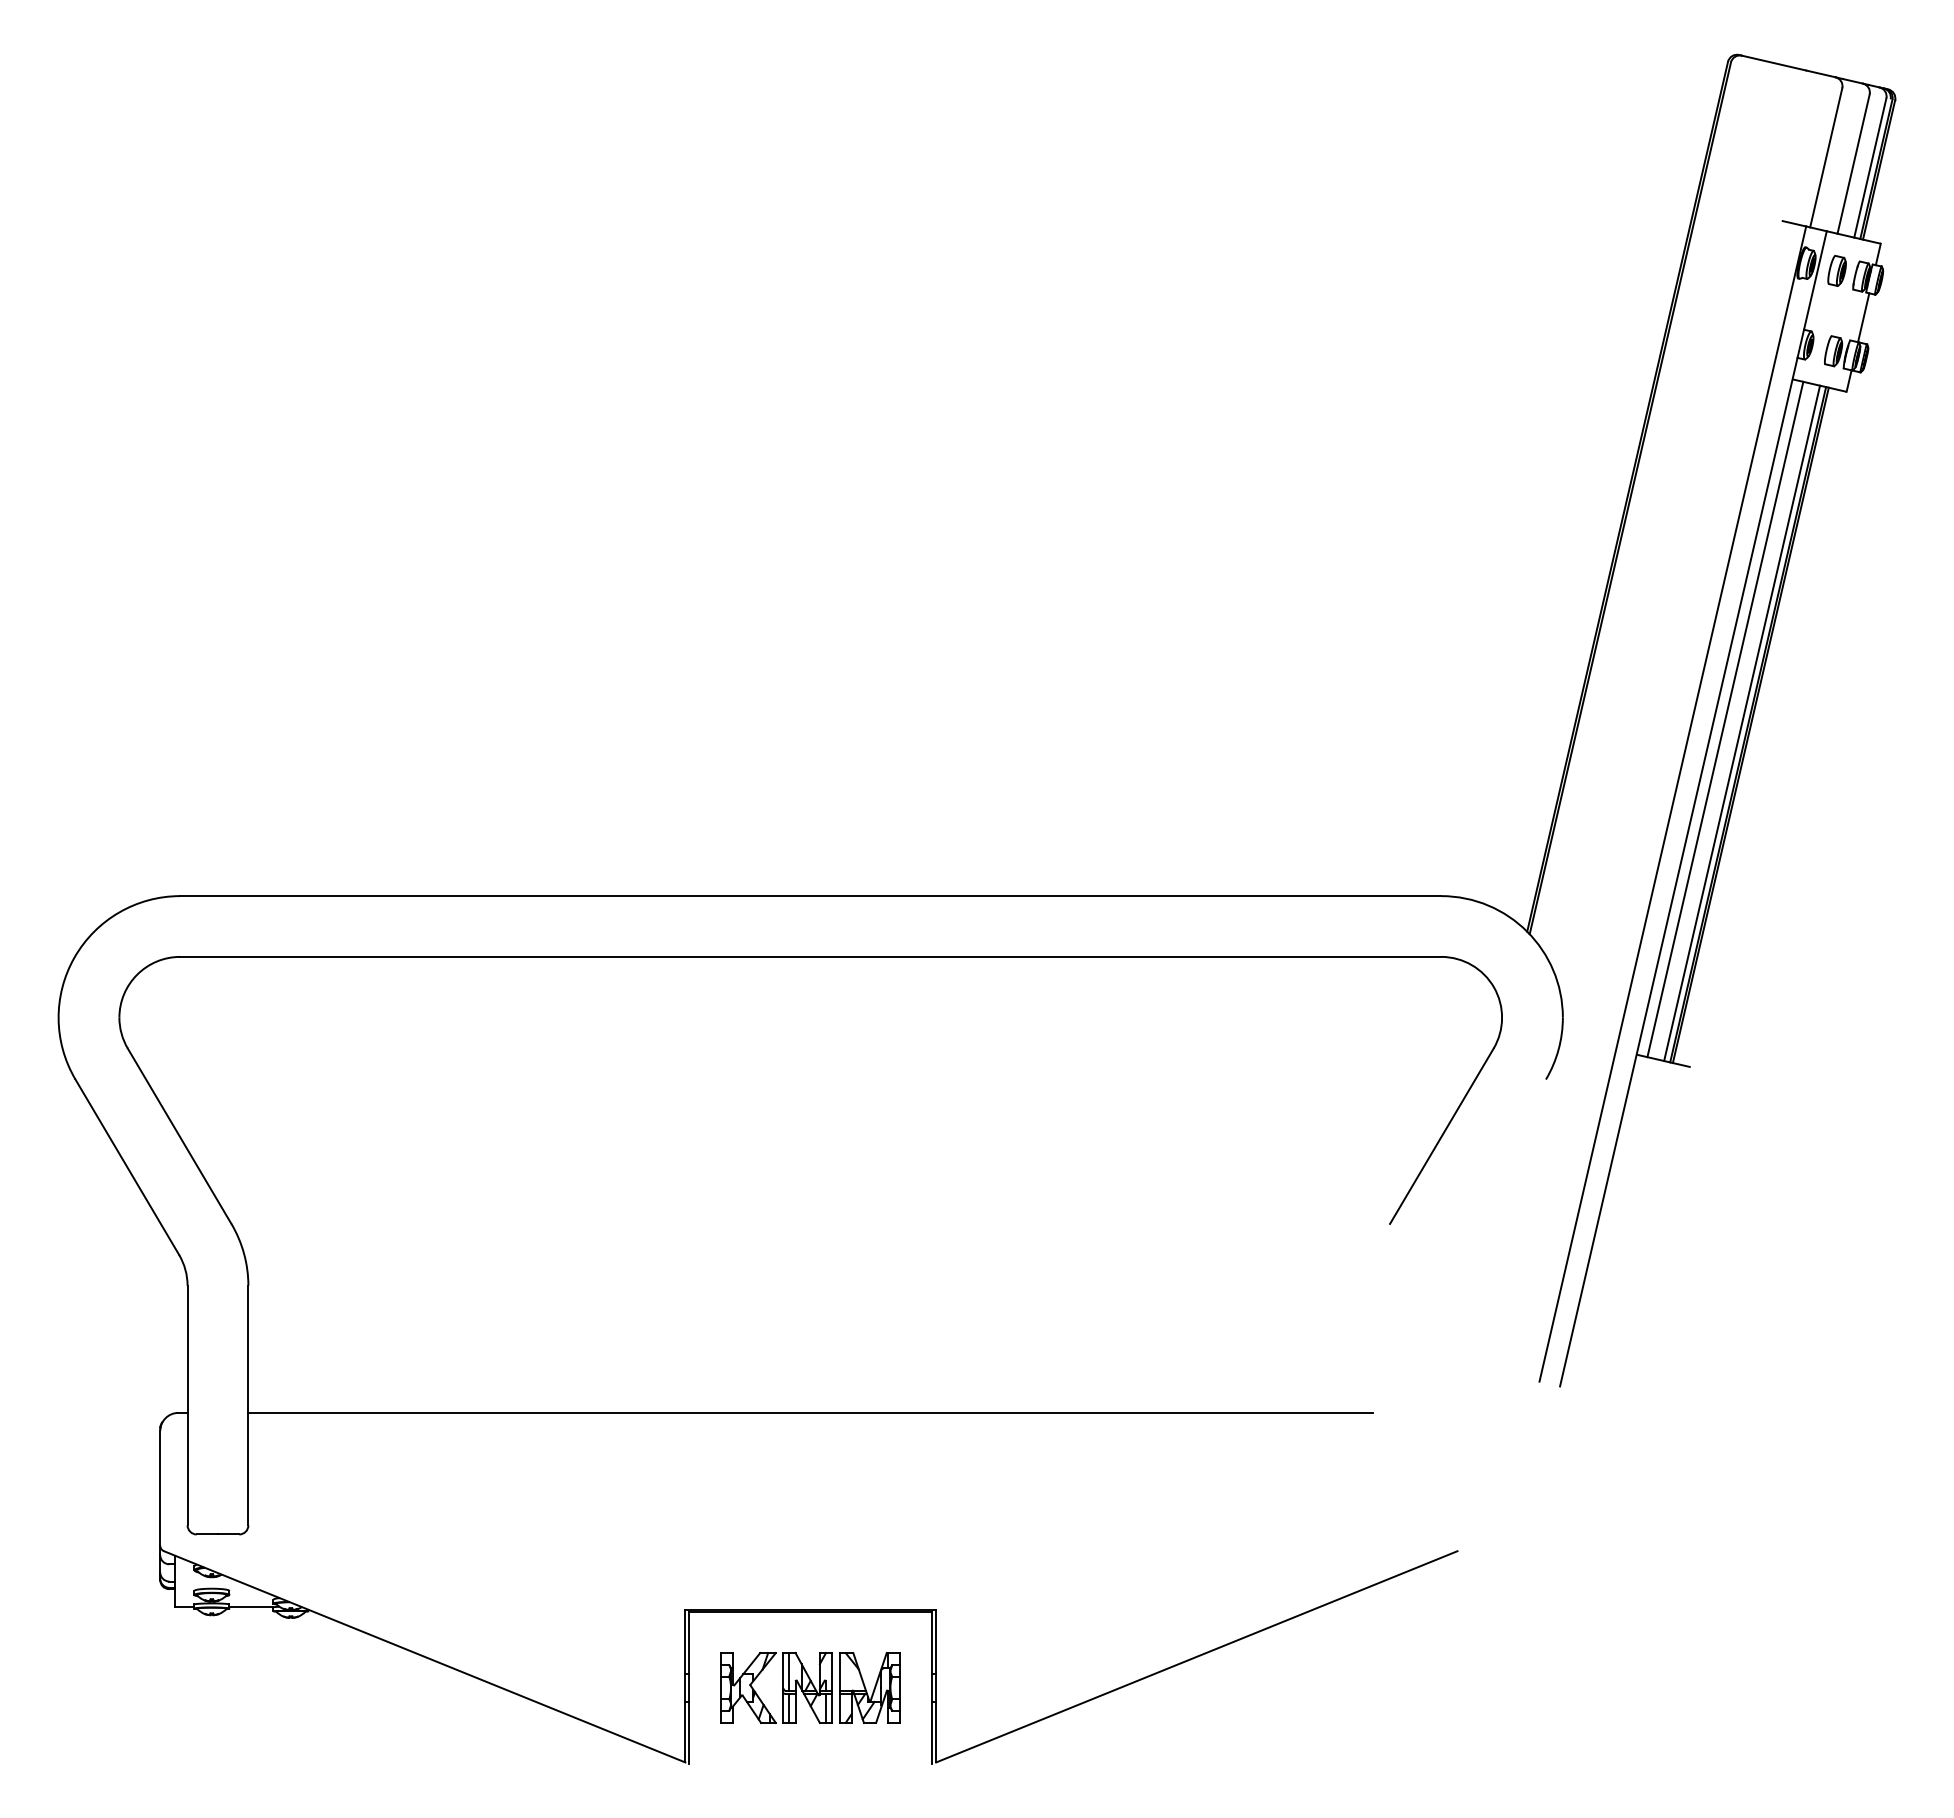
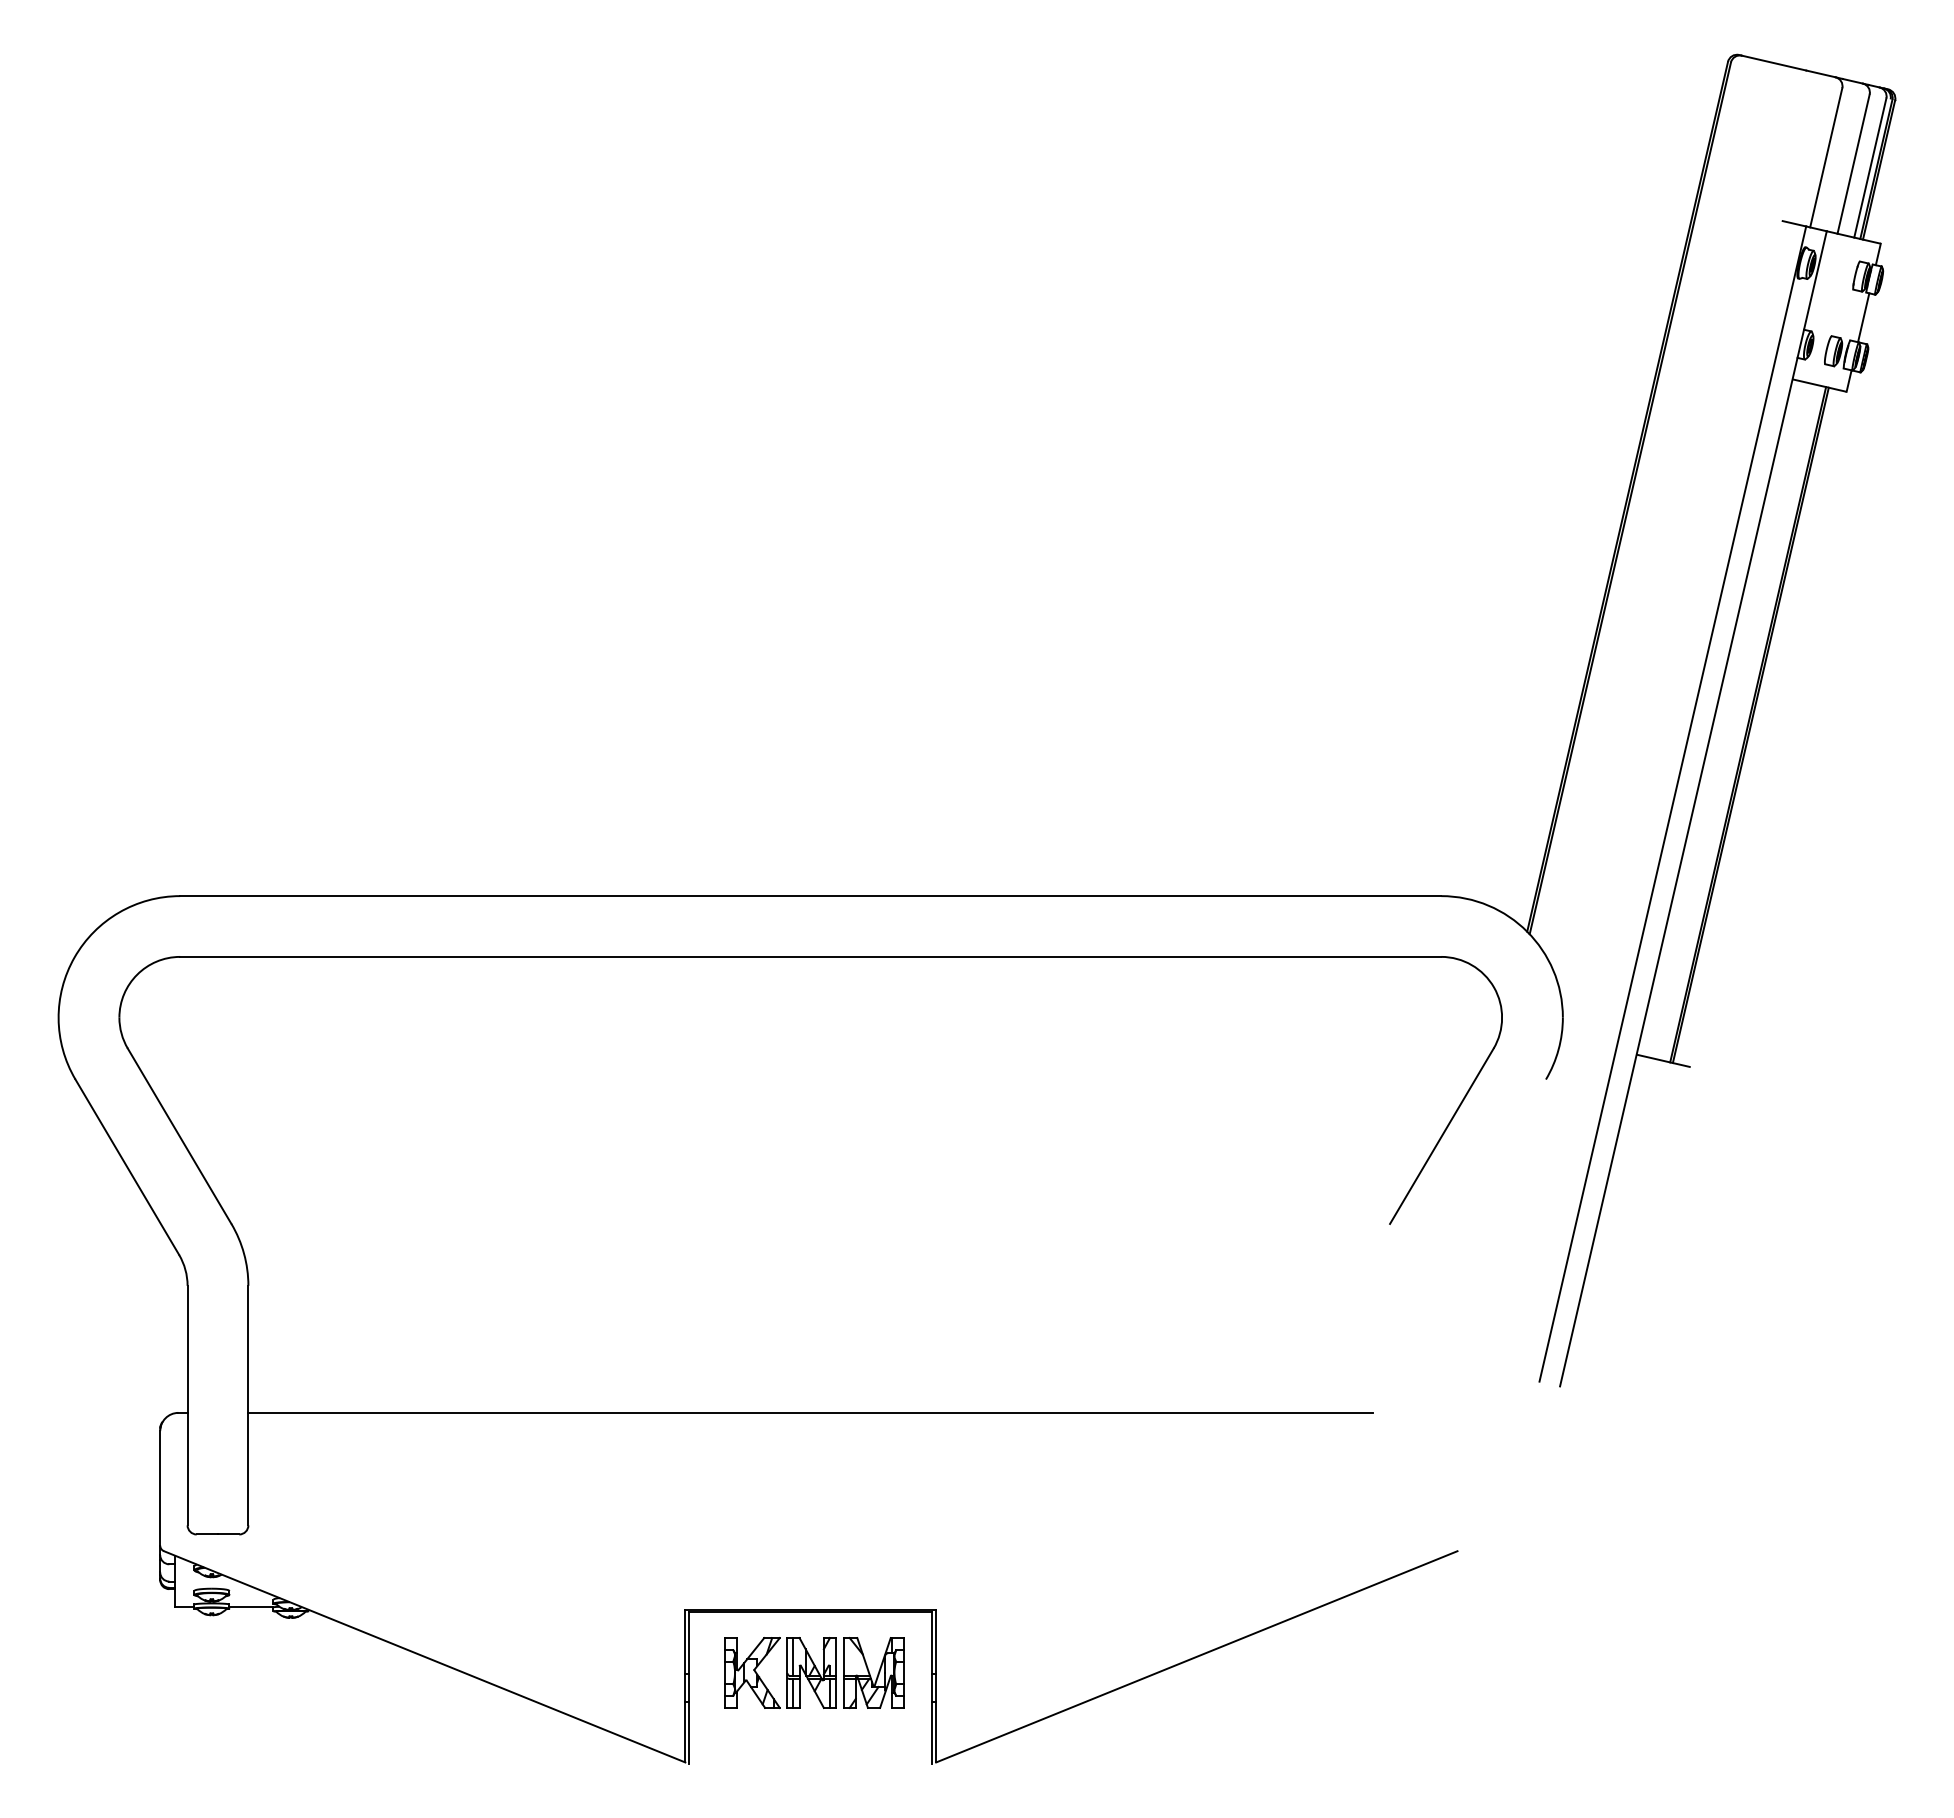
part: present -> none (1836, 270)
line: present -> none (1725, 719)
line: present -> none (1742, 723)
part position: (810, 1687) -> (814, 1672) (814, 1672)
